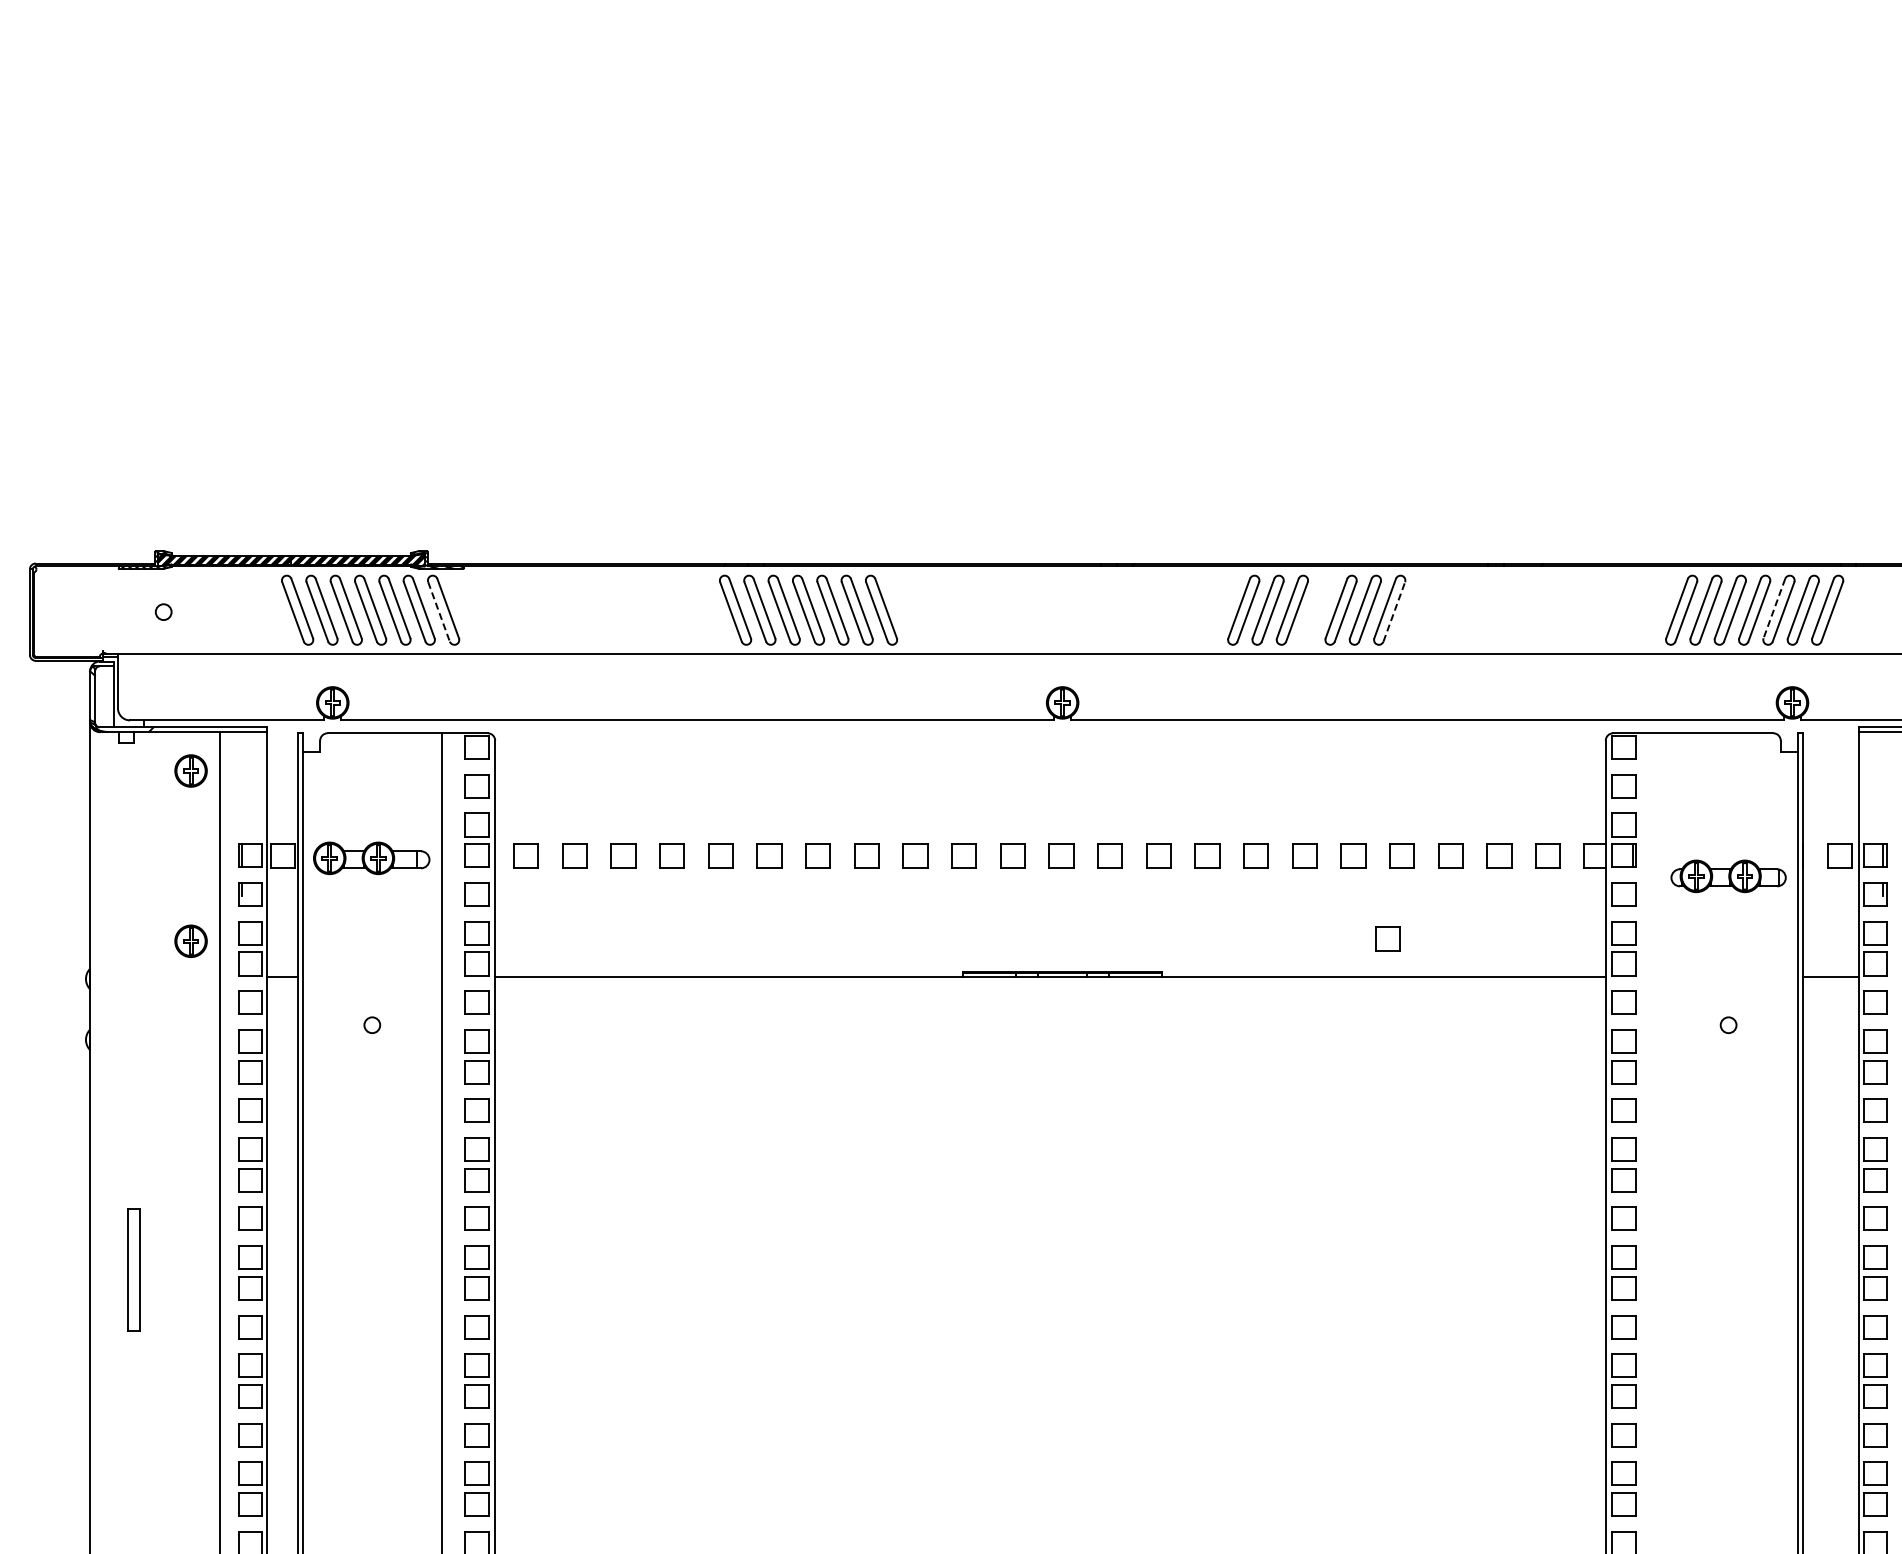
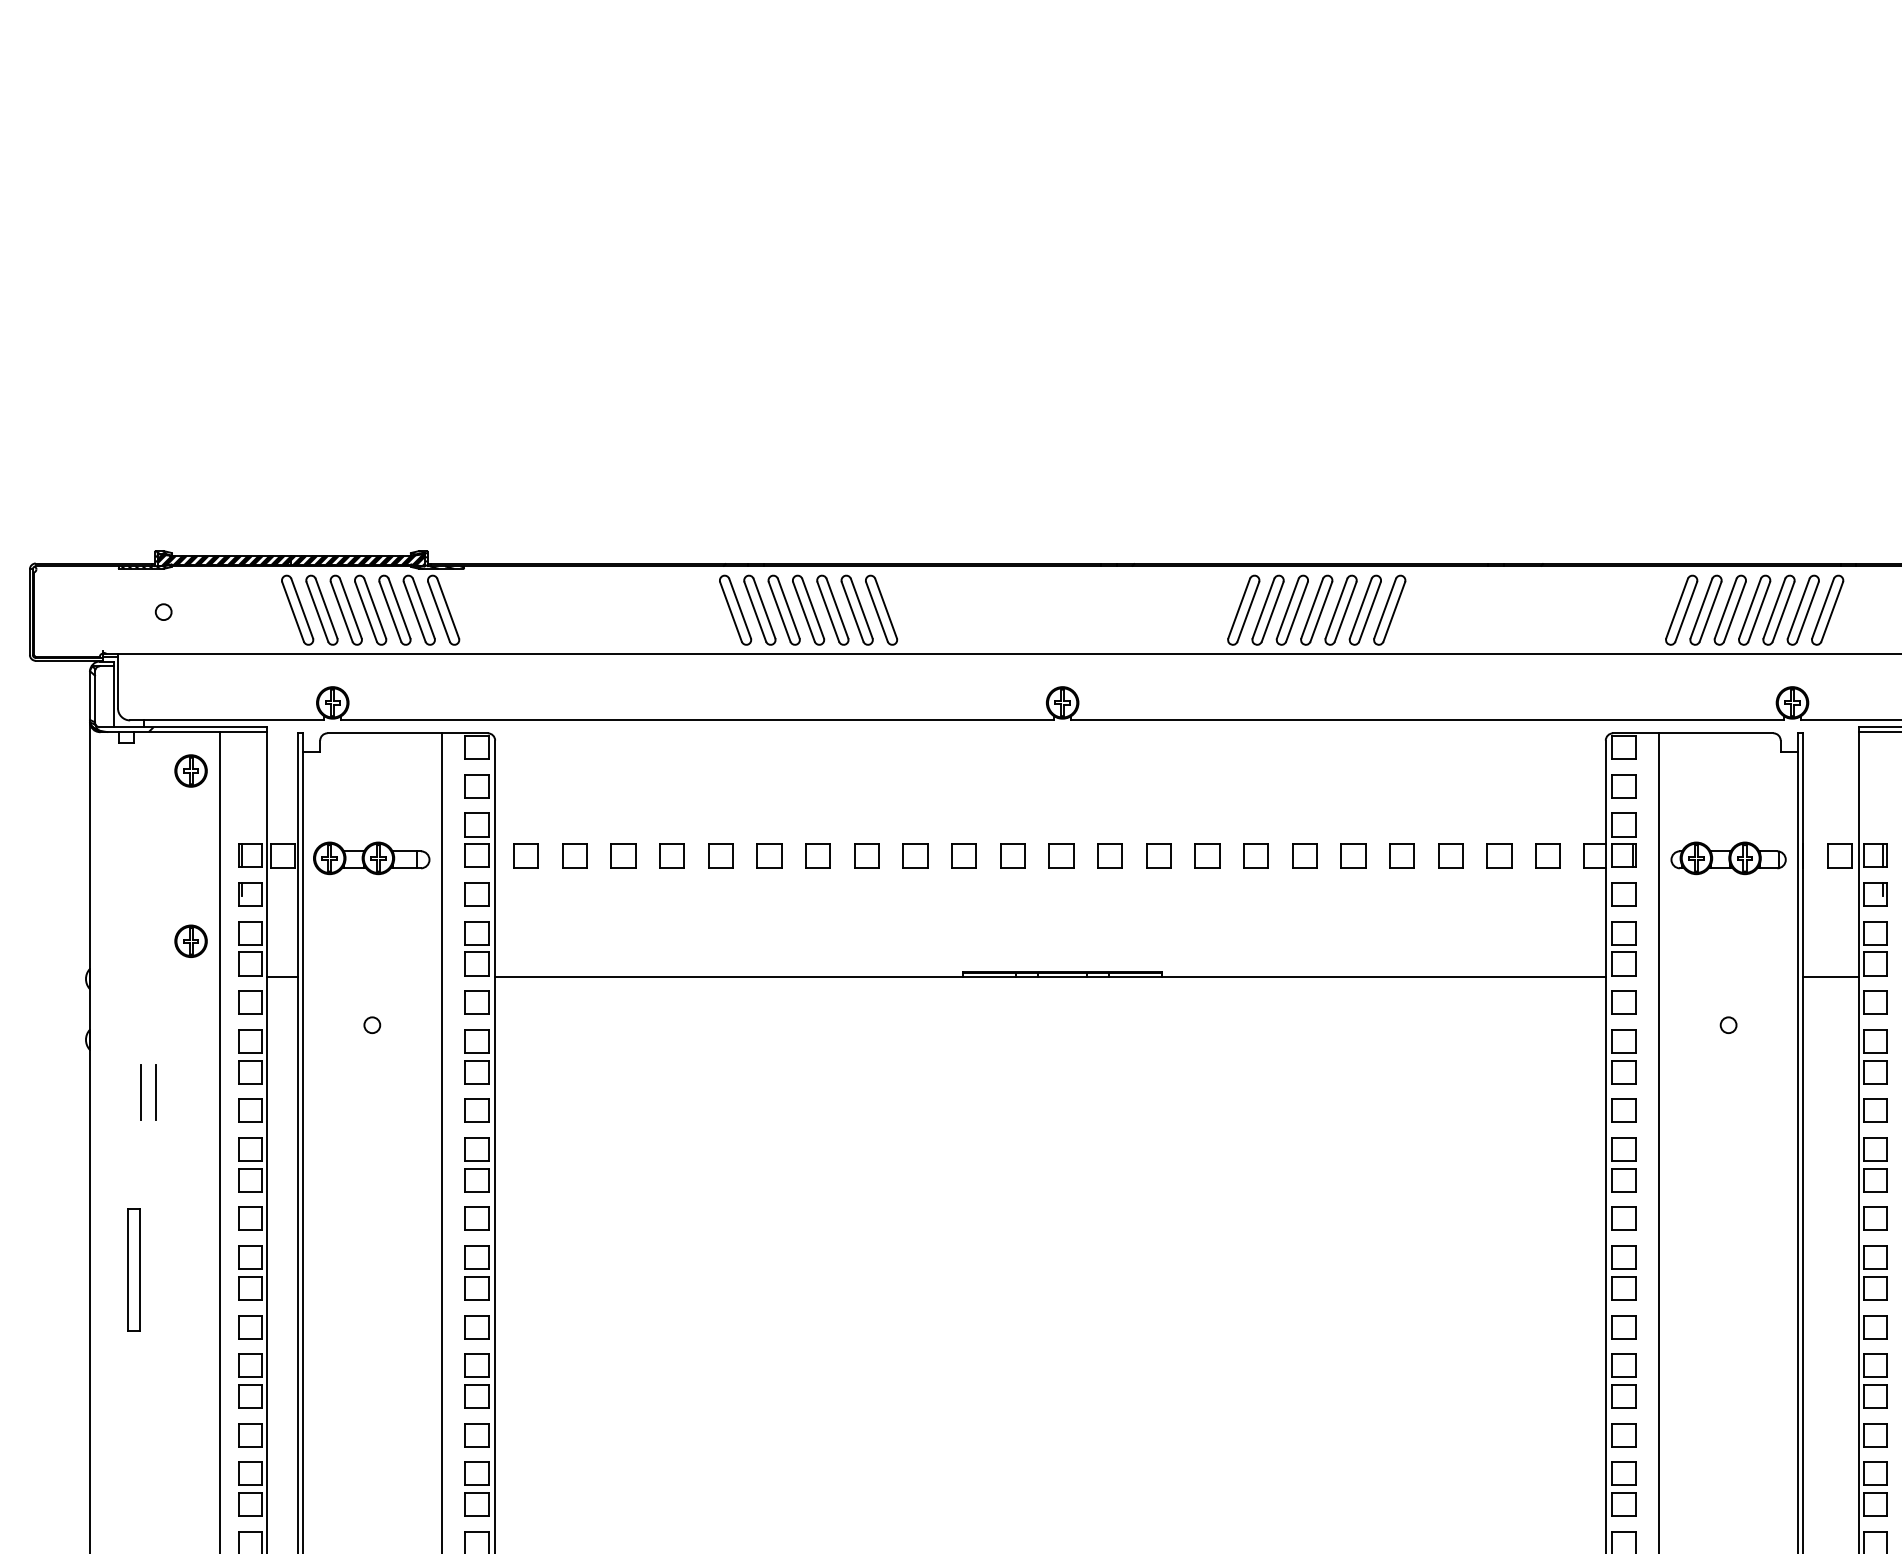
line: dashed -> solid (1774, 608)
part: none -> present (1316, 609)
line: dashed -> solid (439, 611)
line: dashed -> solid (1394, 611)
part position: (1728, 876) -> (1728, 858) (1728, 858)
part: present -> none (1387, 938)
line: none -> present (141, 1091)
line: none -> present (155, 1091)
line: none -> present (1659, 1141)
